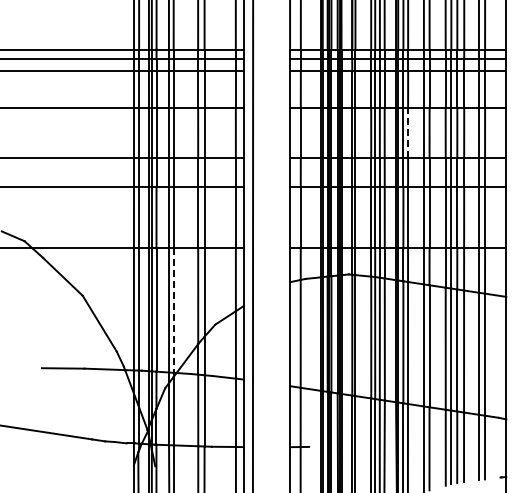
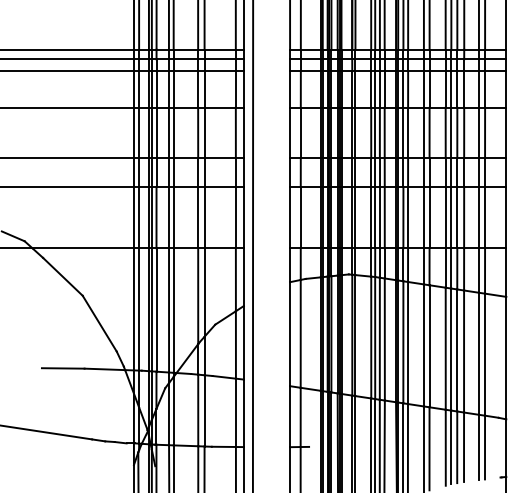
line: dashed -> solid (408, 132)
line: dashed -> solid (173, 311)
